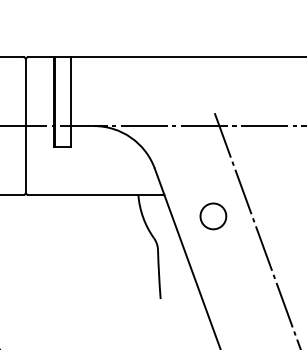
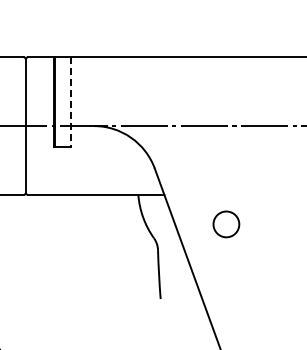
line: solid -> dashed (71, 102)
circle position: (213, 216) -> (226, 224) (226, 224)
line: present -> none (256, 229)
